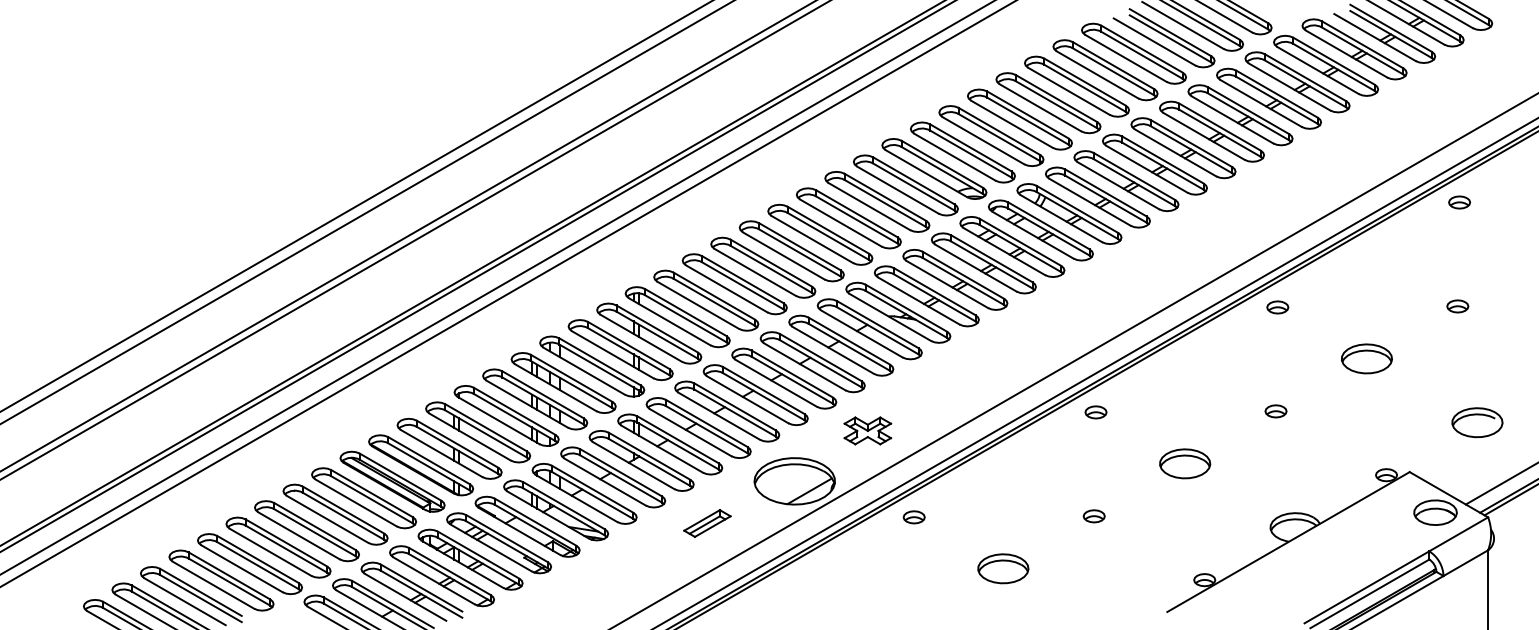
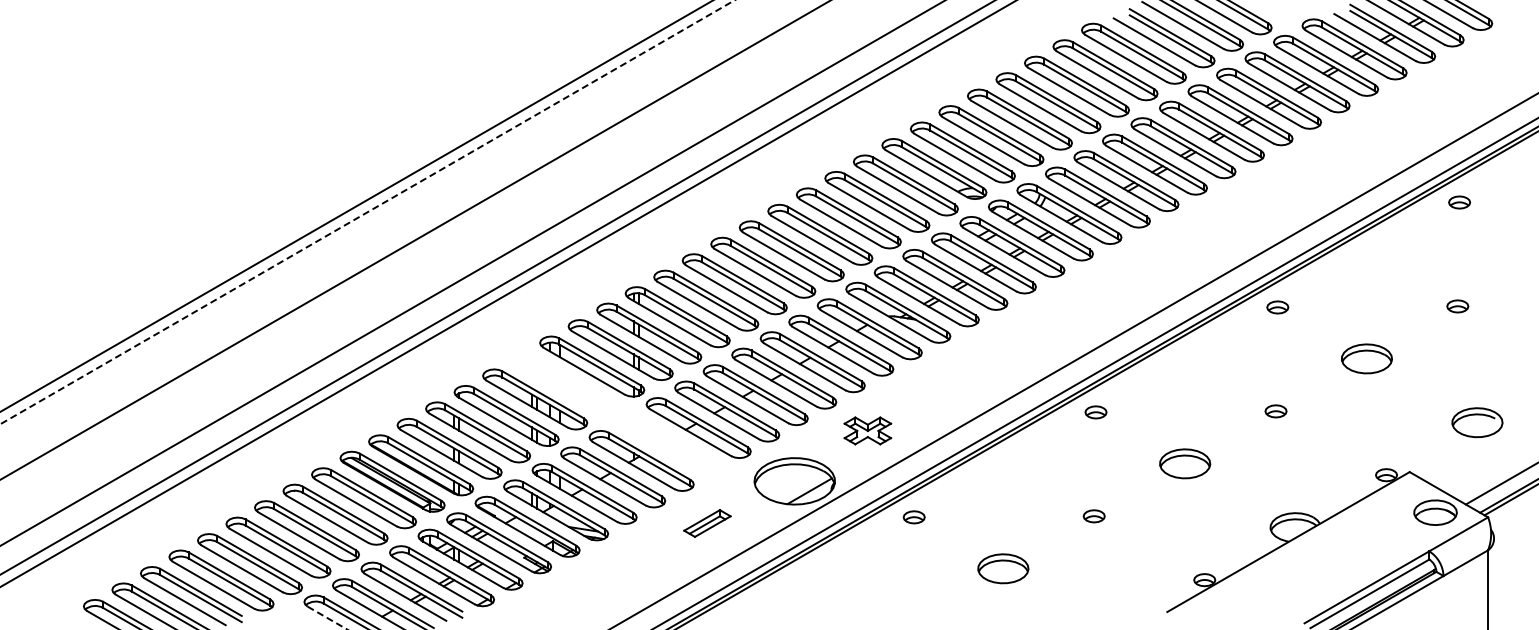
line: solid -> dashed (368, 211)
line: present -> none (407, 236)
line: present -> none (477, 276)
part: present -> none (616, 413)
line: solid -> dashed (328, 618)
